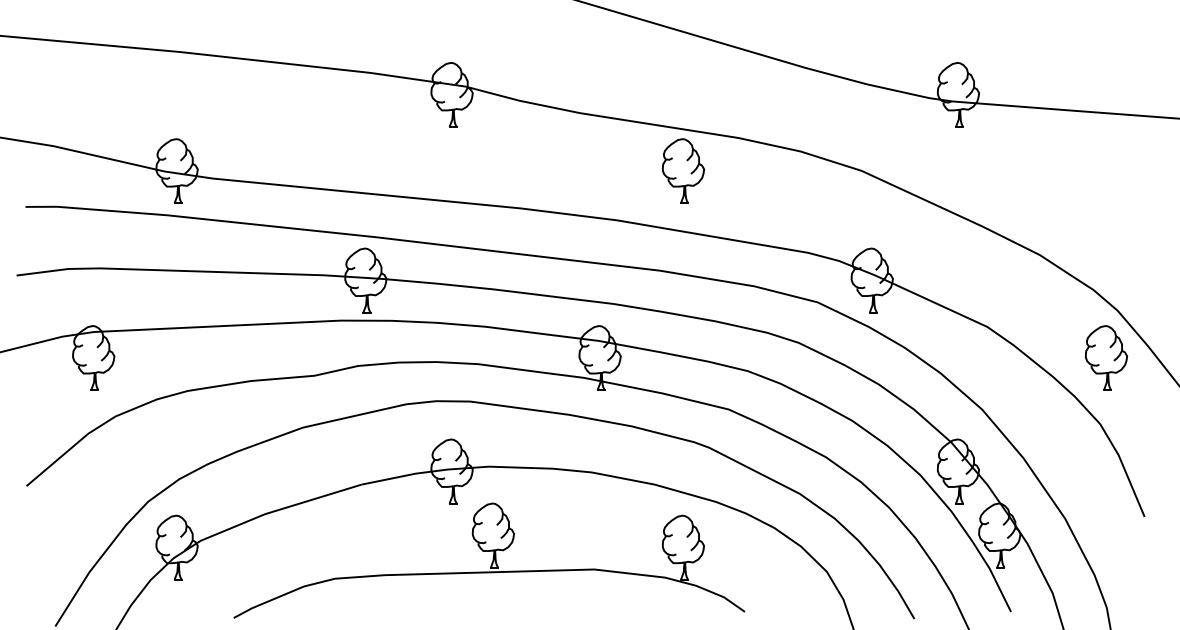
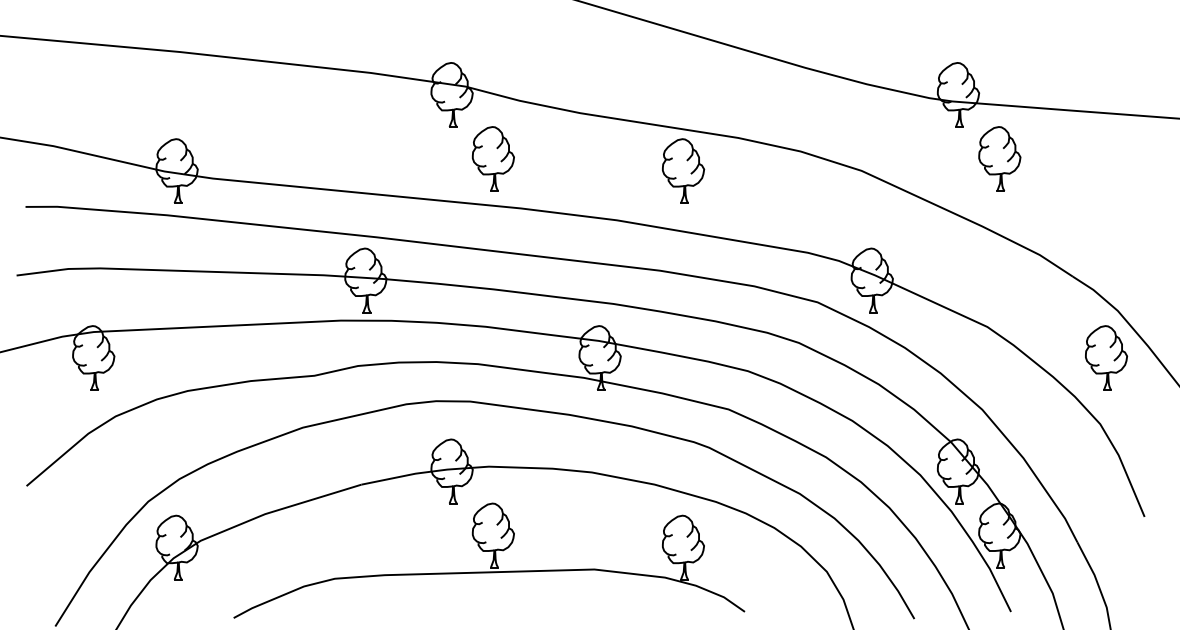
part: none -> present (492, 158)
part: none -> present (999, 158)
